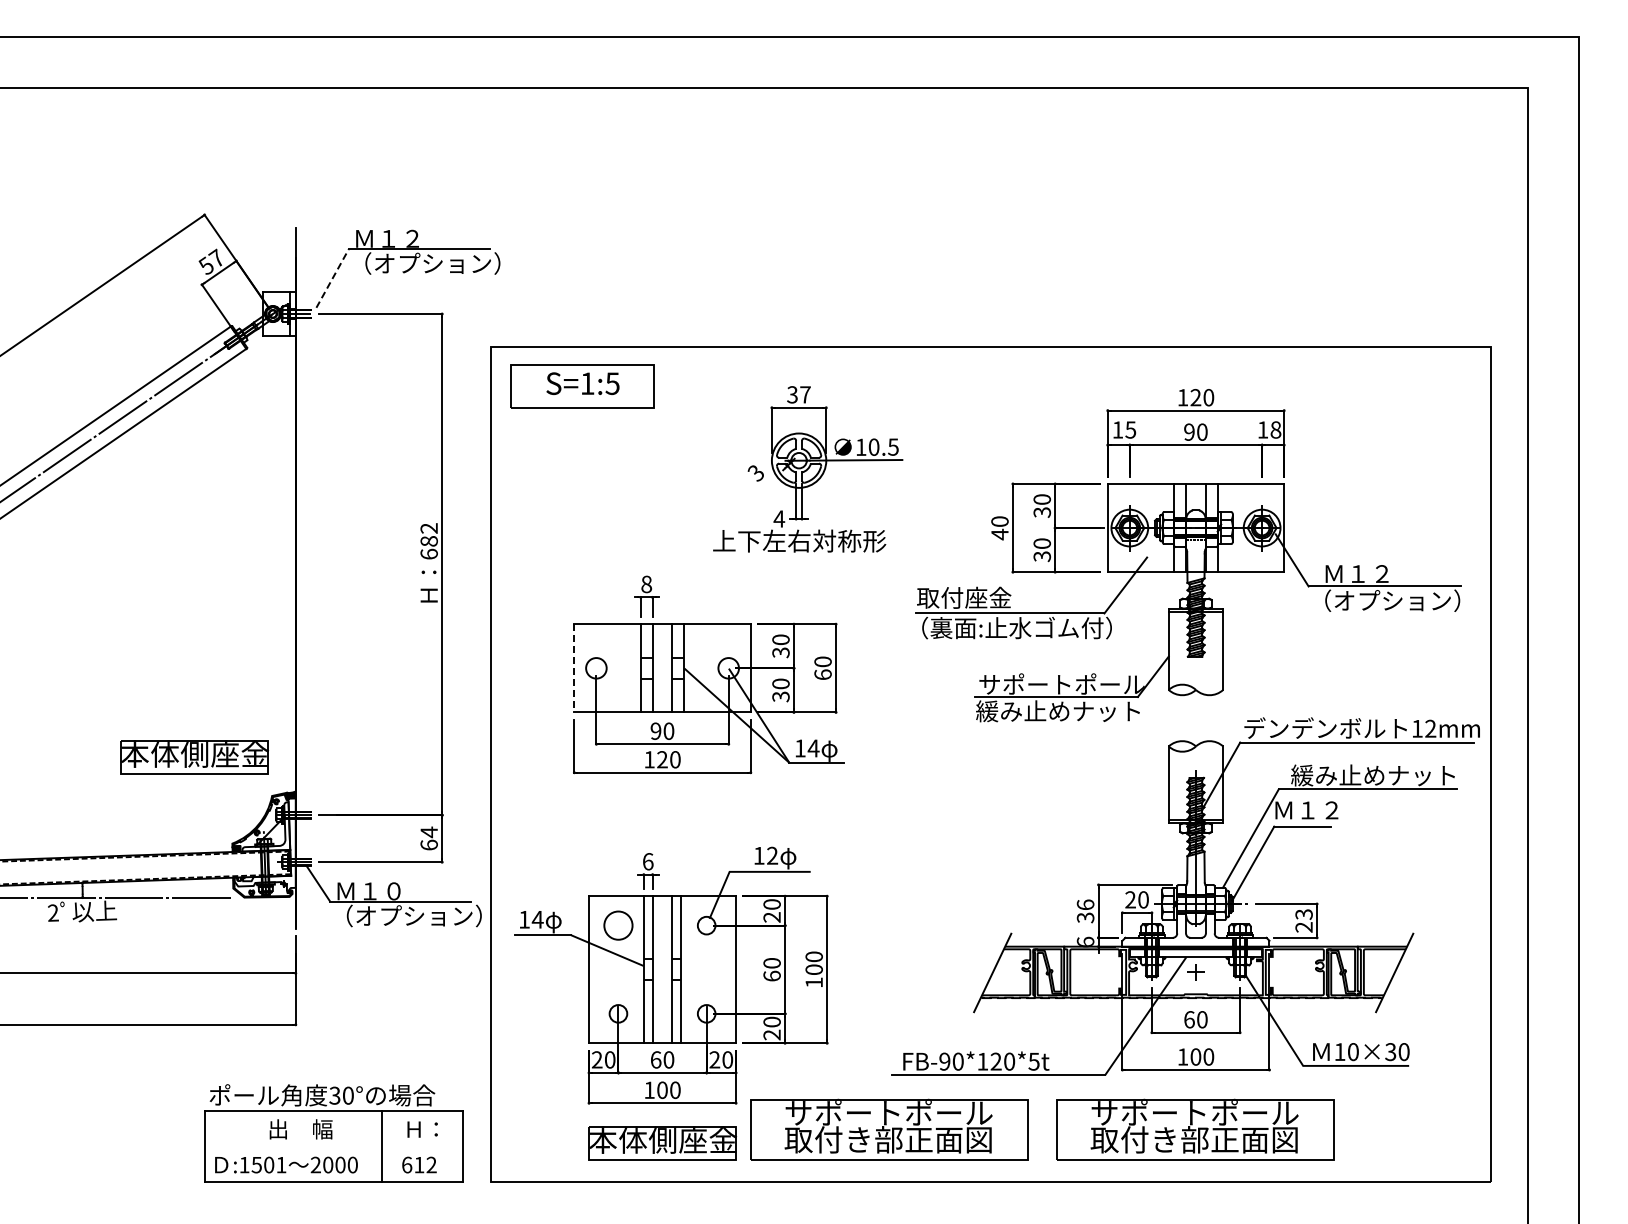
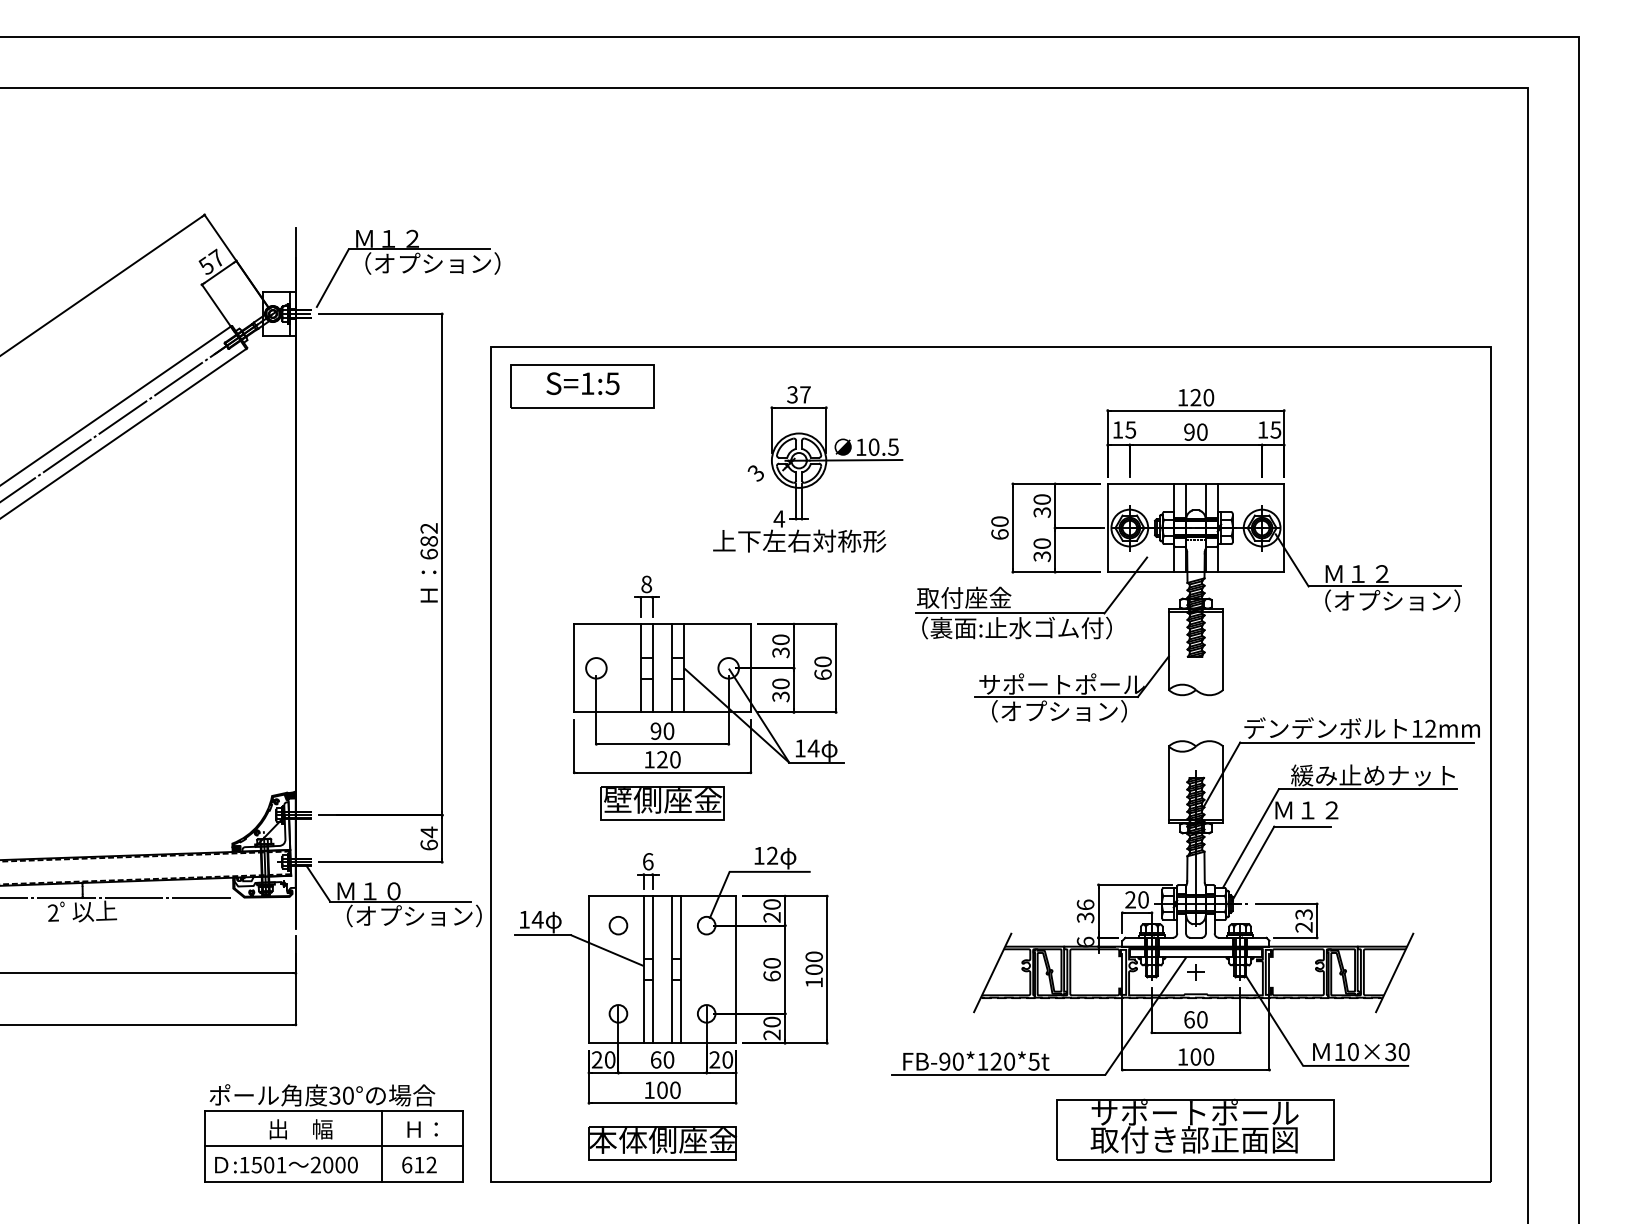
line: dashed -> solid (332, 278)
text: 18 -> 15 (1275, 429)
text: 40 -> 60 (999, 534)
line: dashed -> solid (574, 668)
text: 緩み止めナット -> （オプション） (1057, 711)
part: present -> none (194, 757)
part: none -> present (662, 803)
circle diameter: 28 px -> 18 px (618, 925)
part: present -> none (889, 1129)
line: none -> present (333, 1146)
